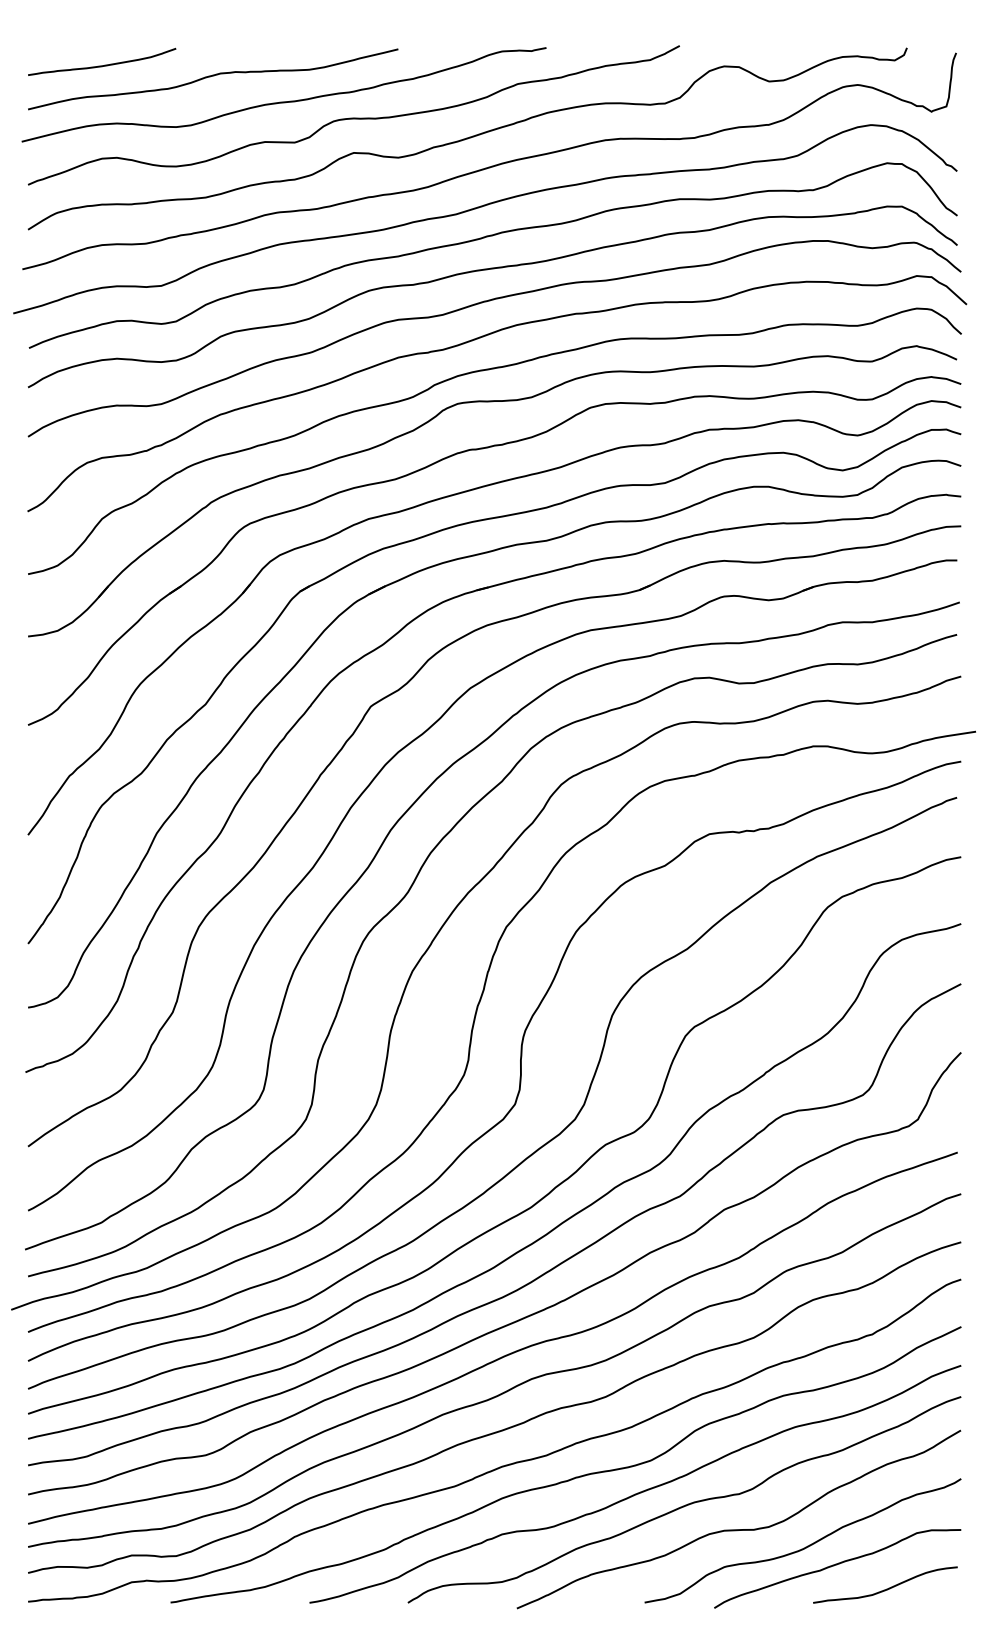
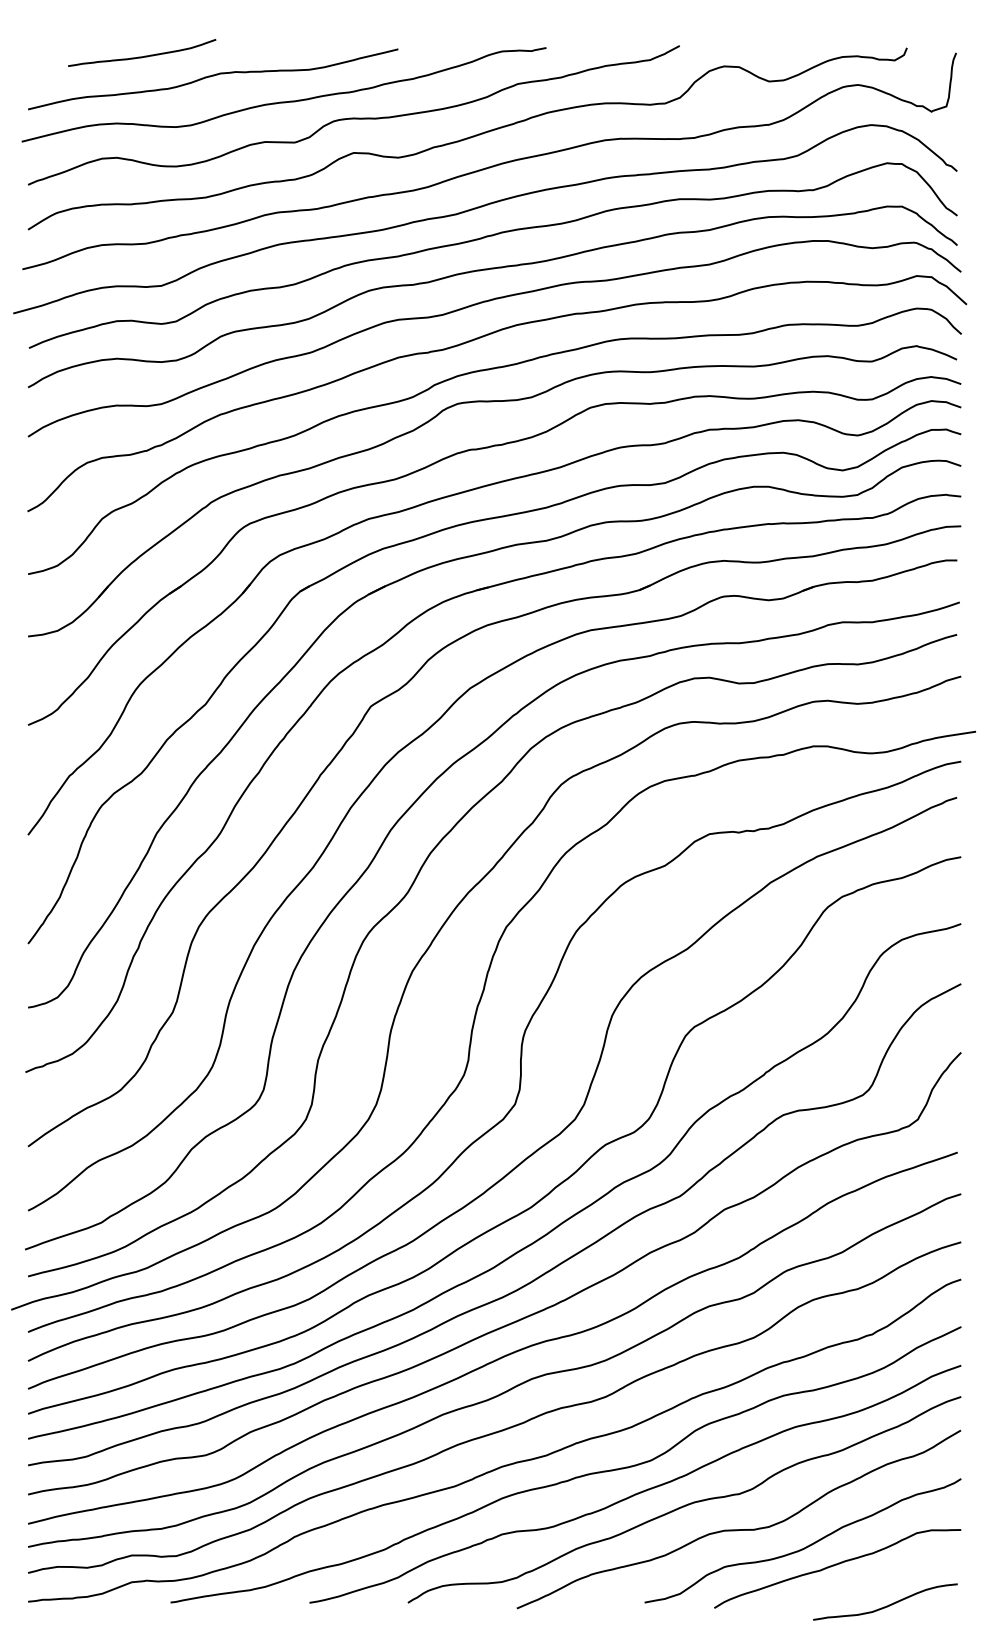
curve position: (104, 64) -> (144, 55) (144, 55)
curve position: (886, 1588) -> (886, 1605) (886, 1605)
